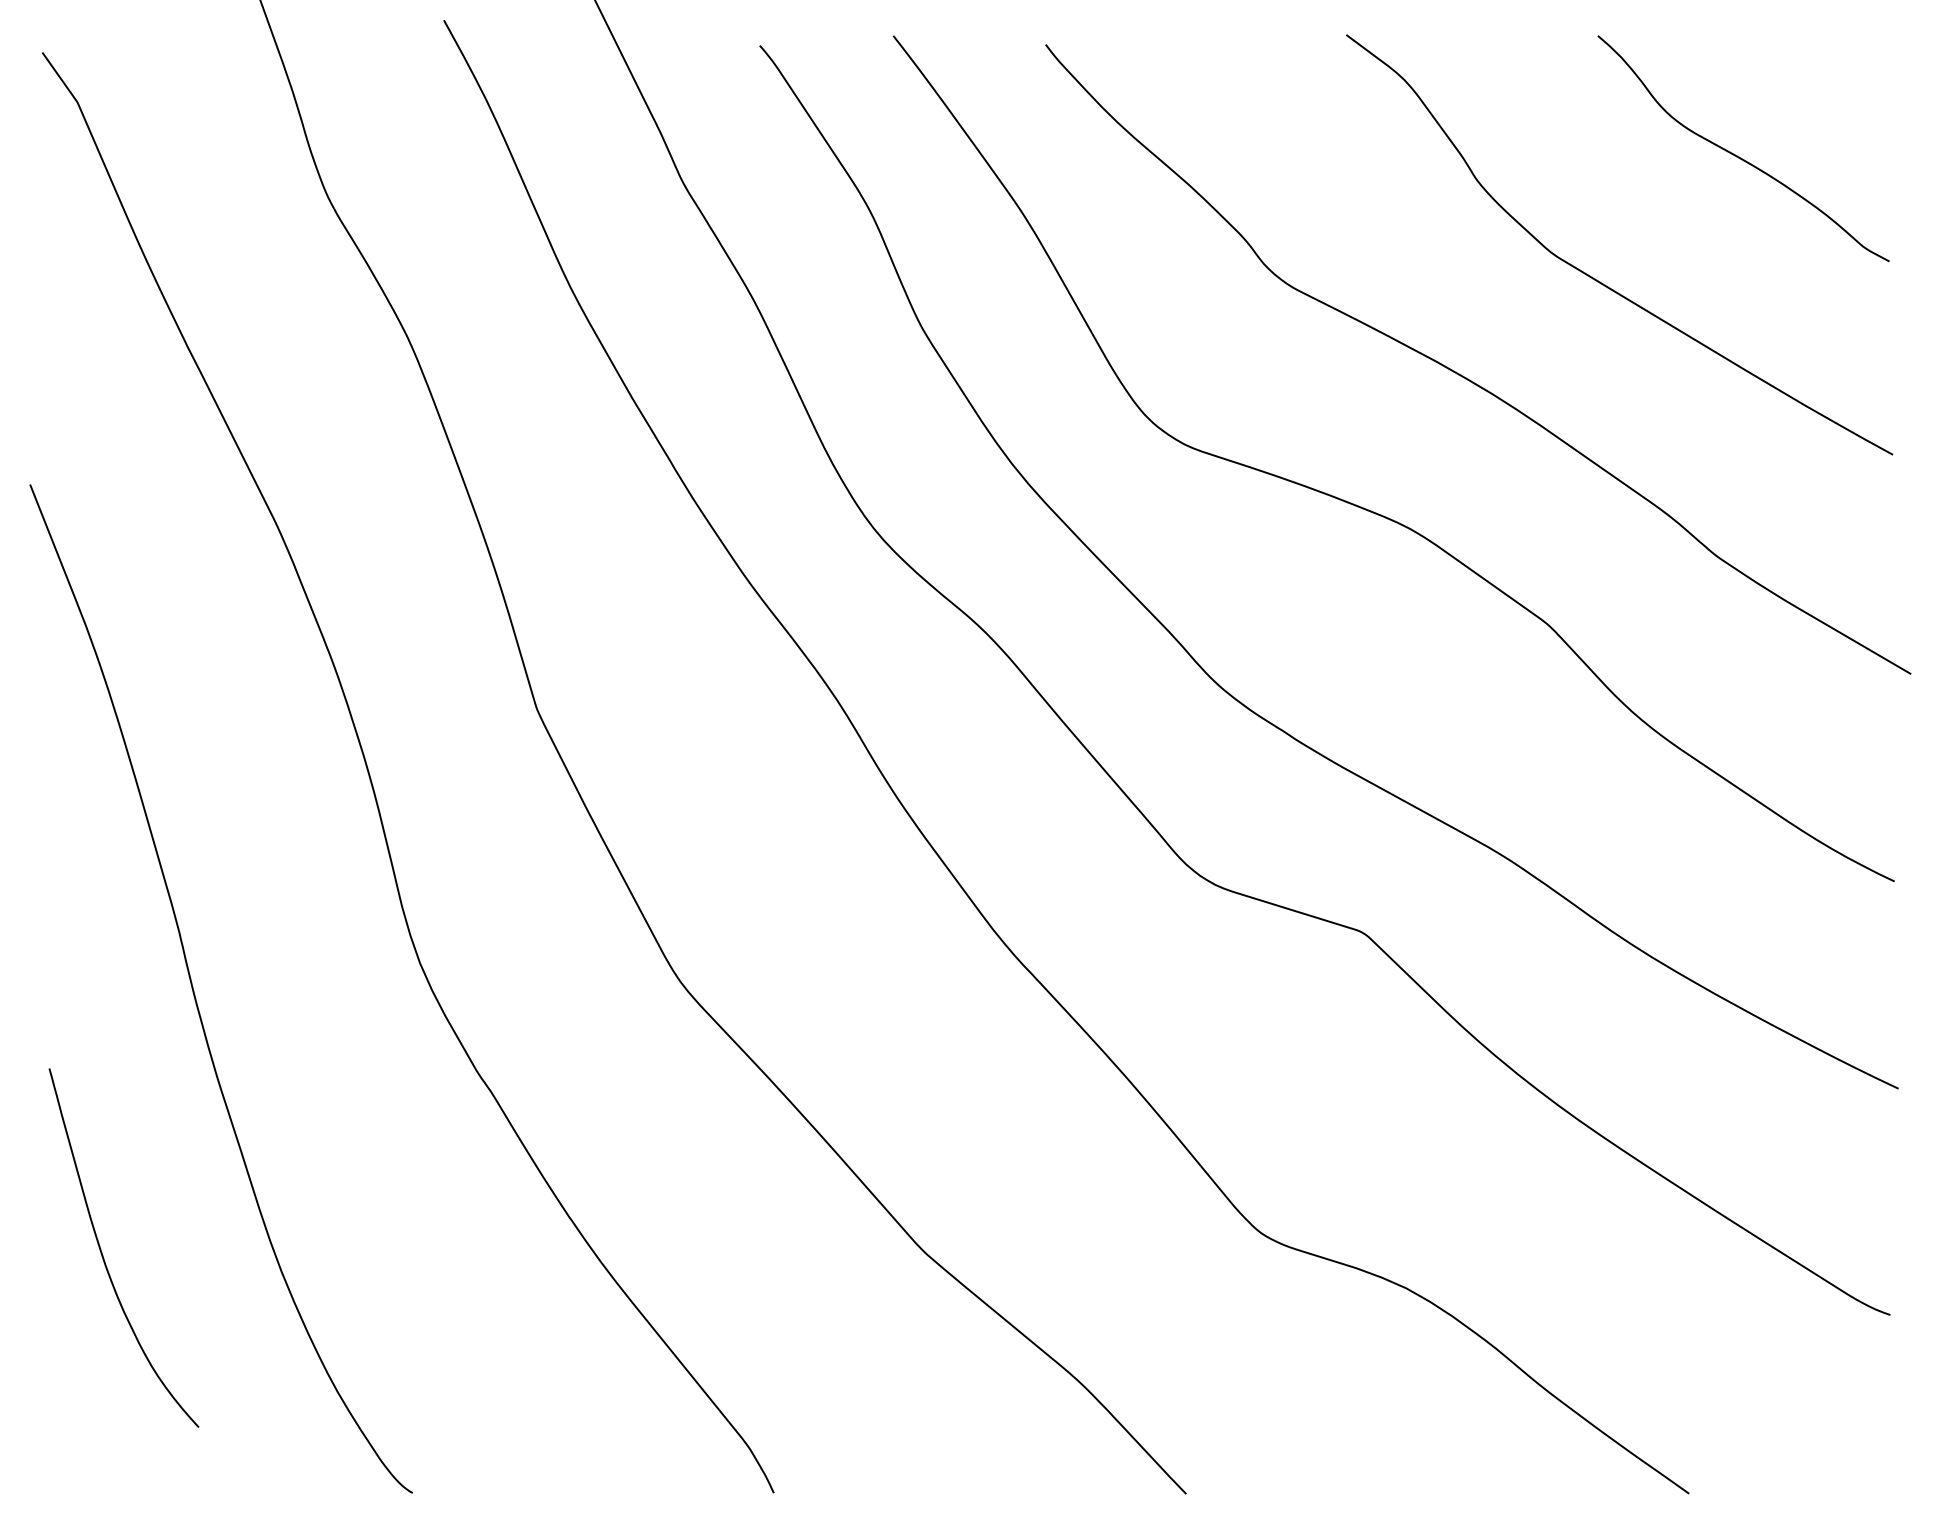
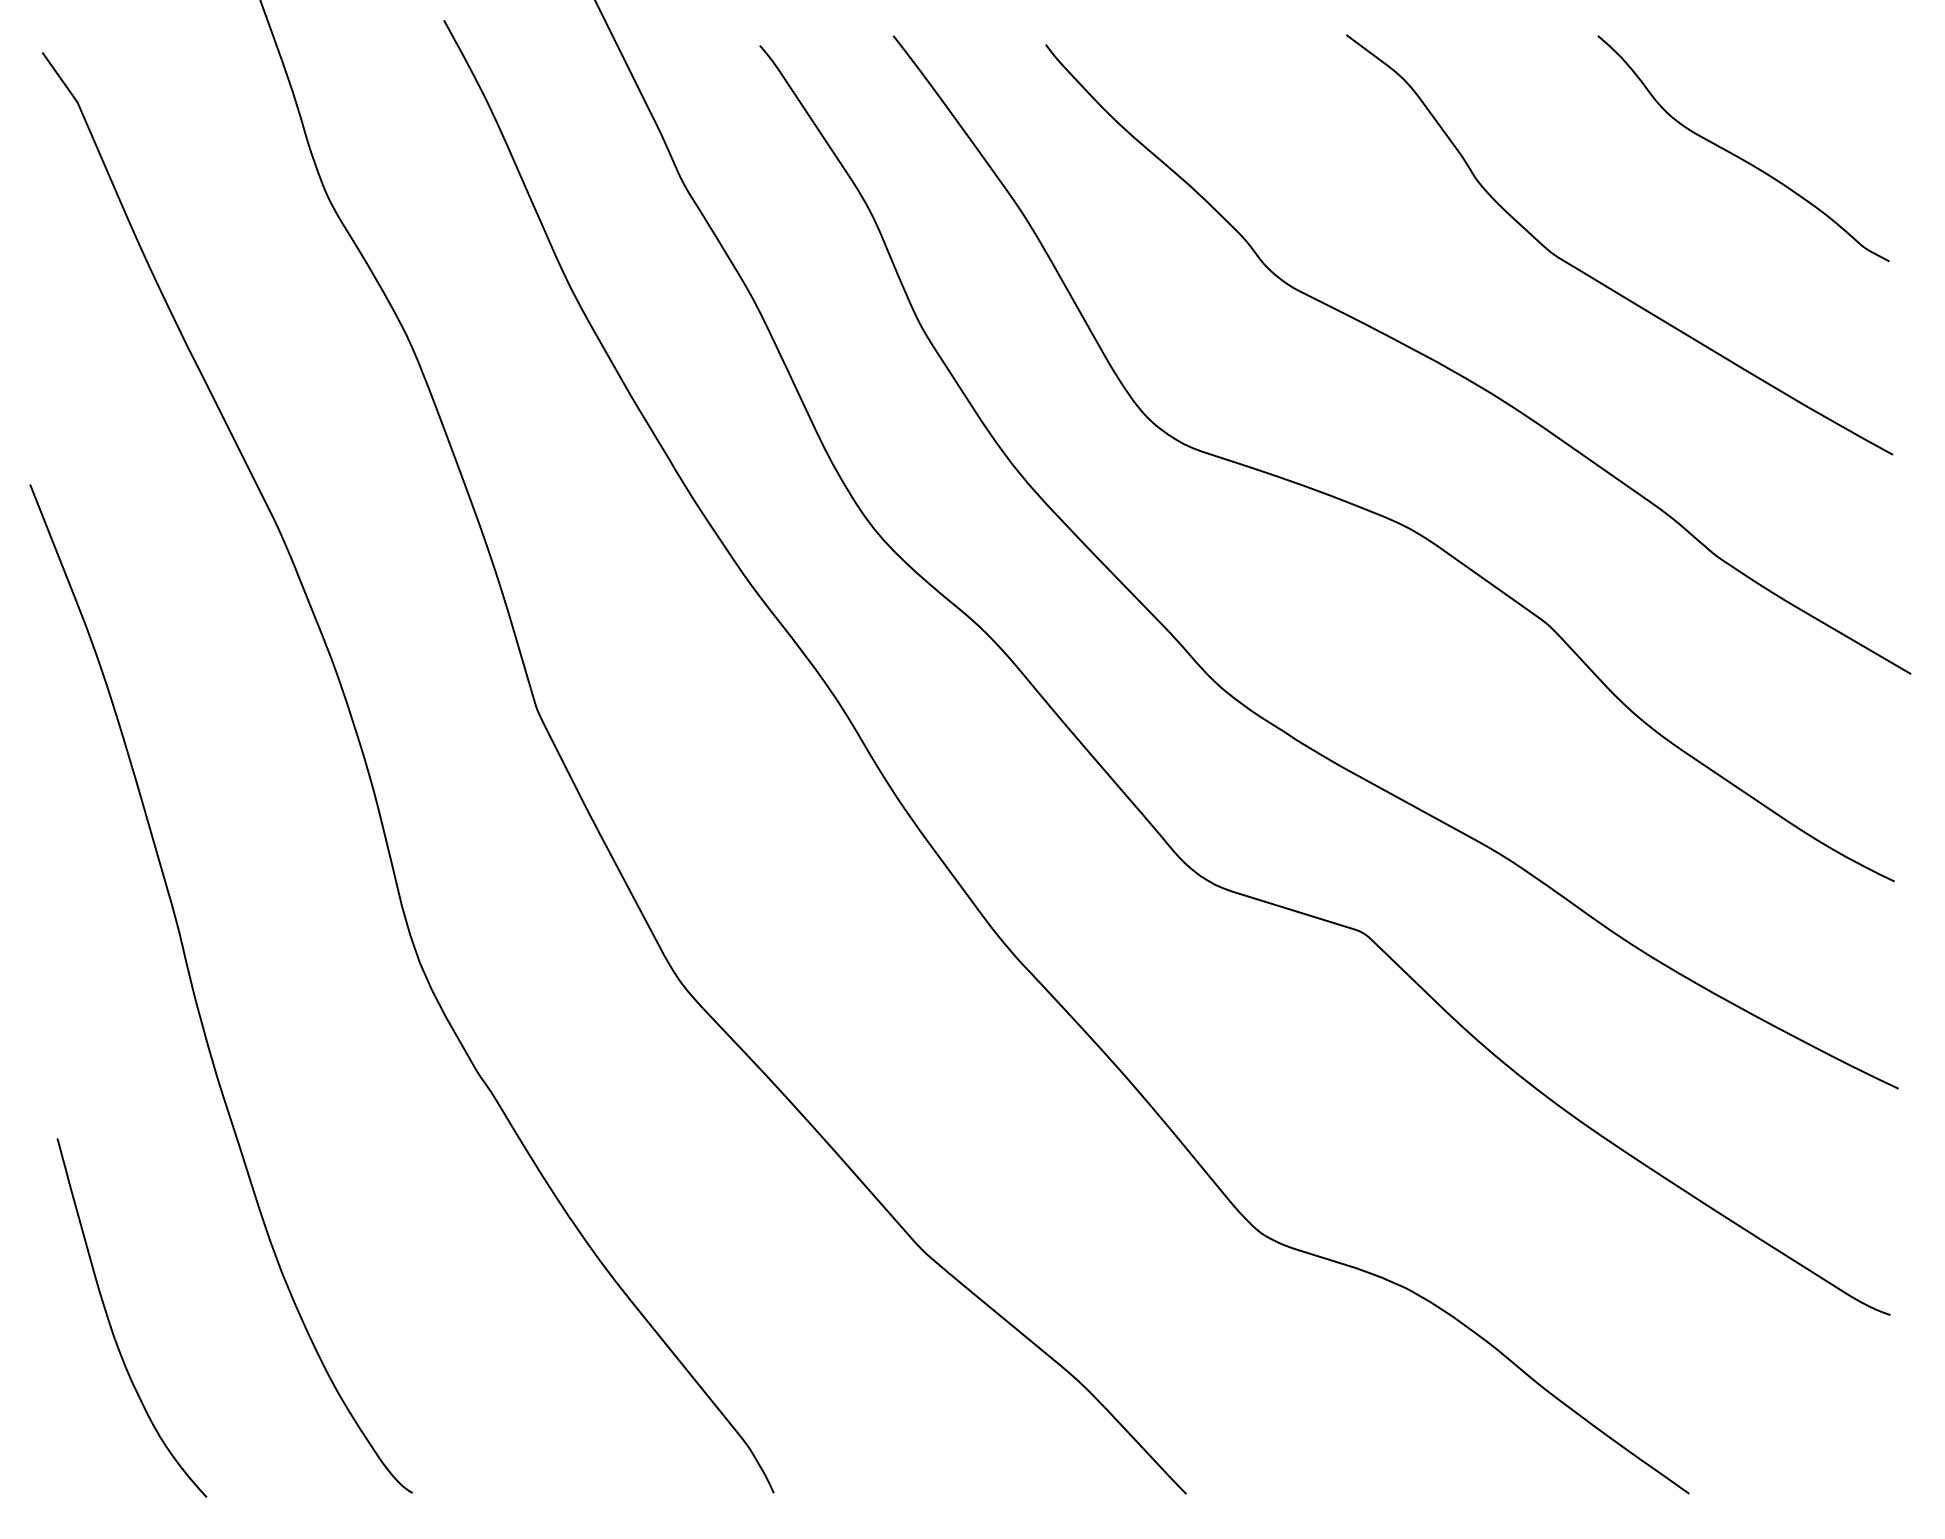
curve position: (103, 1255) -> (111, 1325) (111, 1325)
